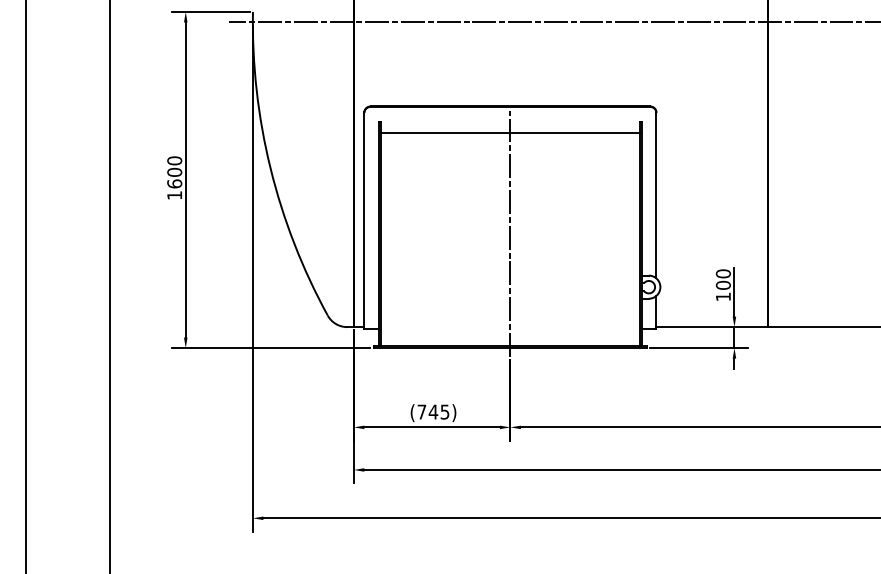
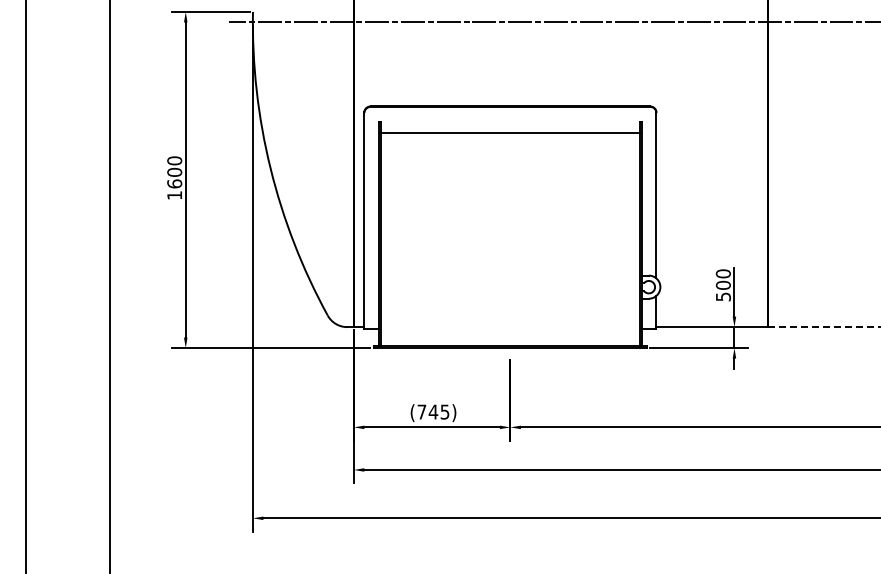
line: present -> none (510, 233)
text: 100 -> 500 (723, 296)
line: solid -> dashed (823, 327)
